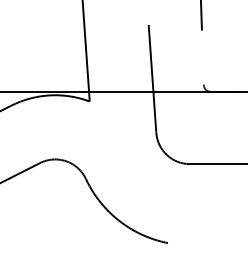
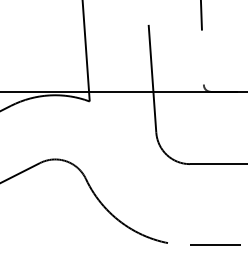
line: none -> present (215, 244)
